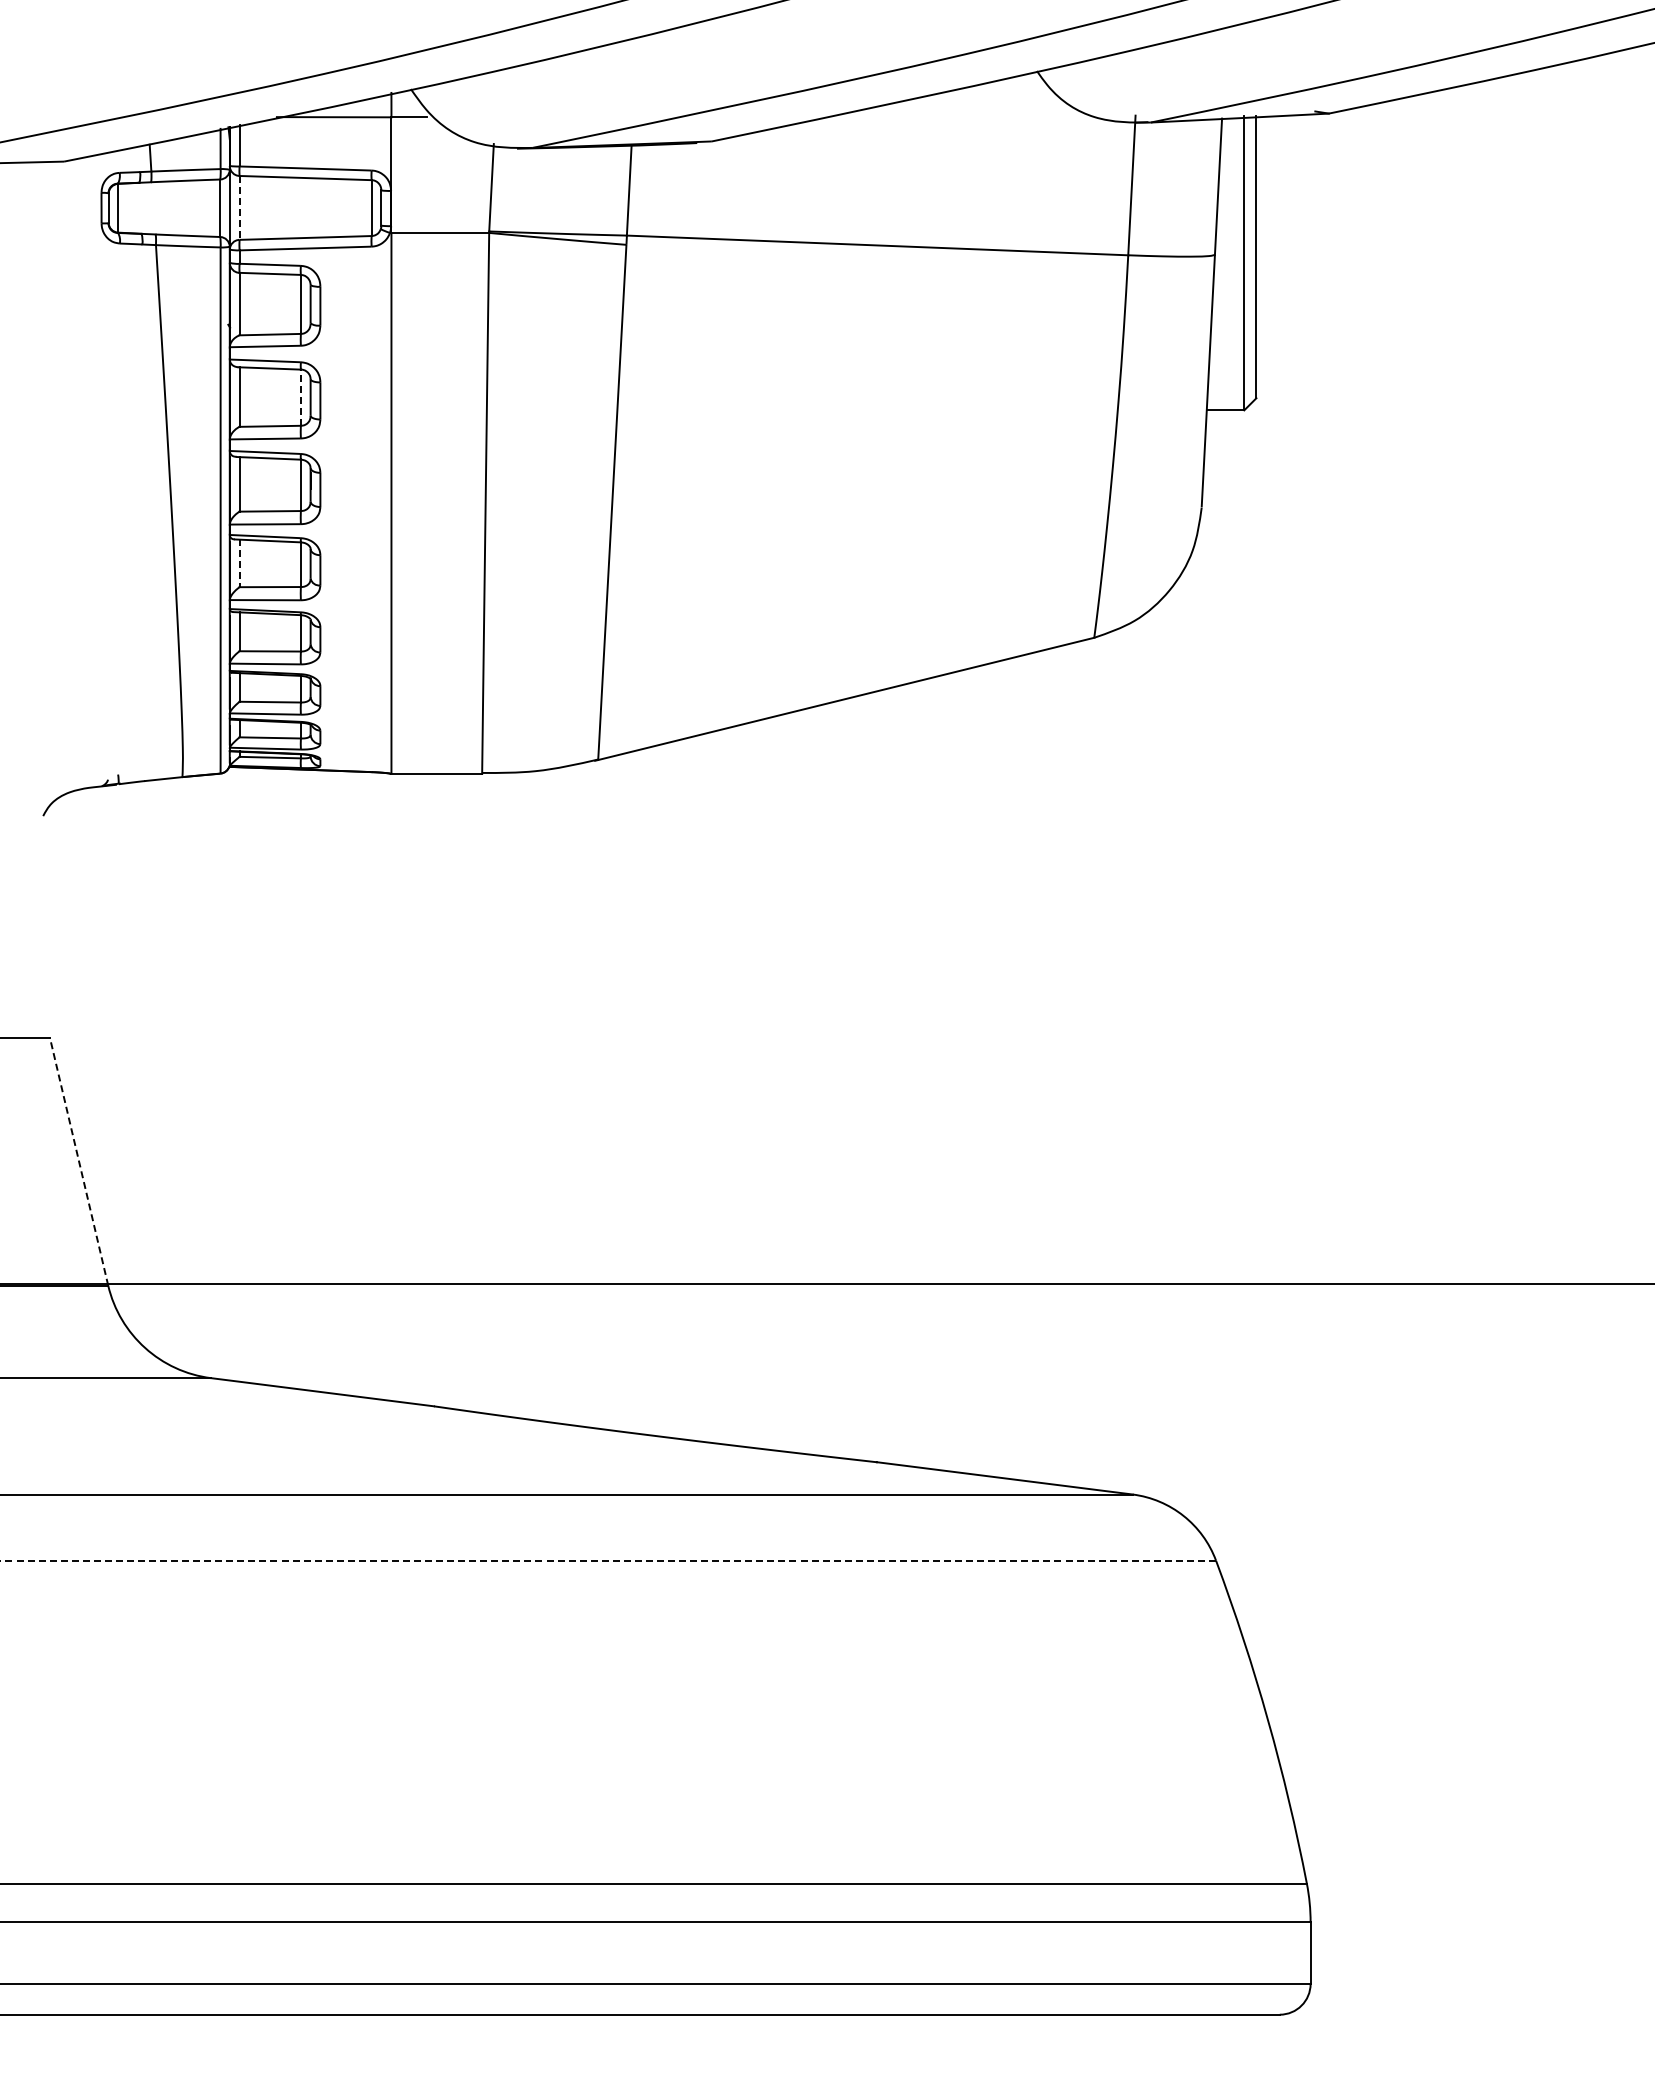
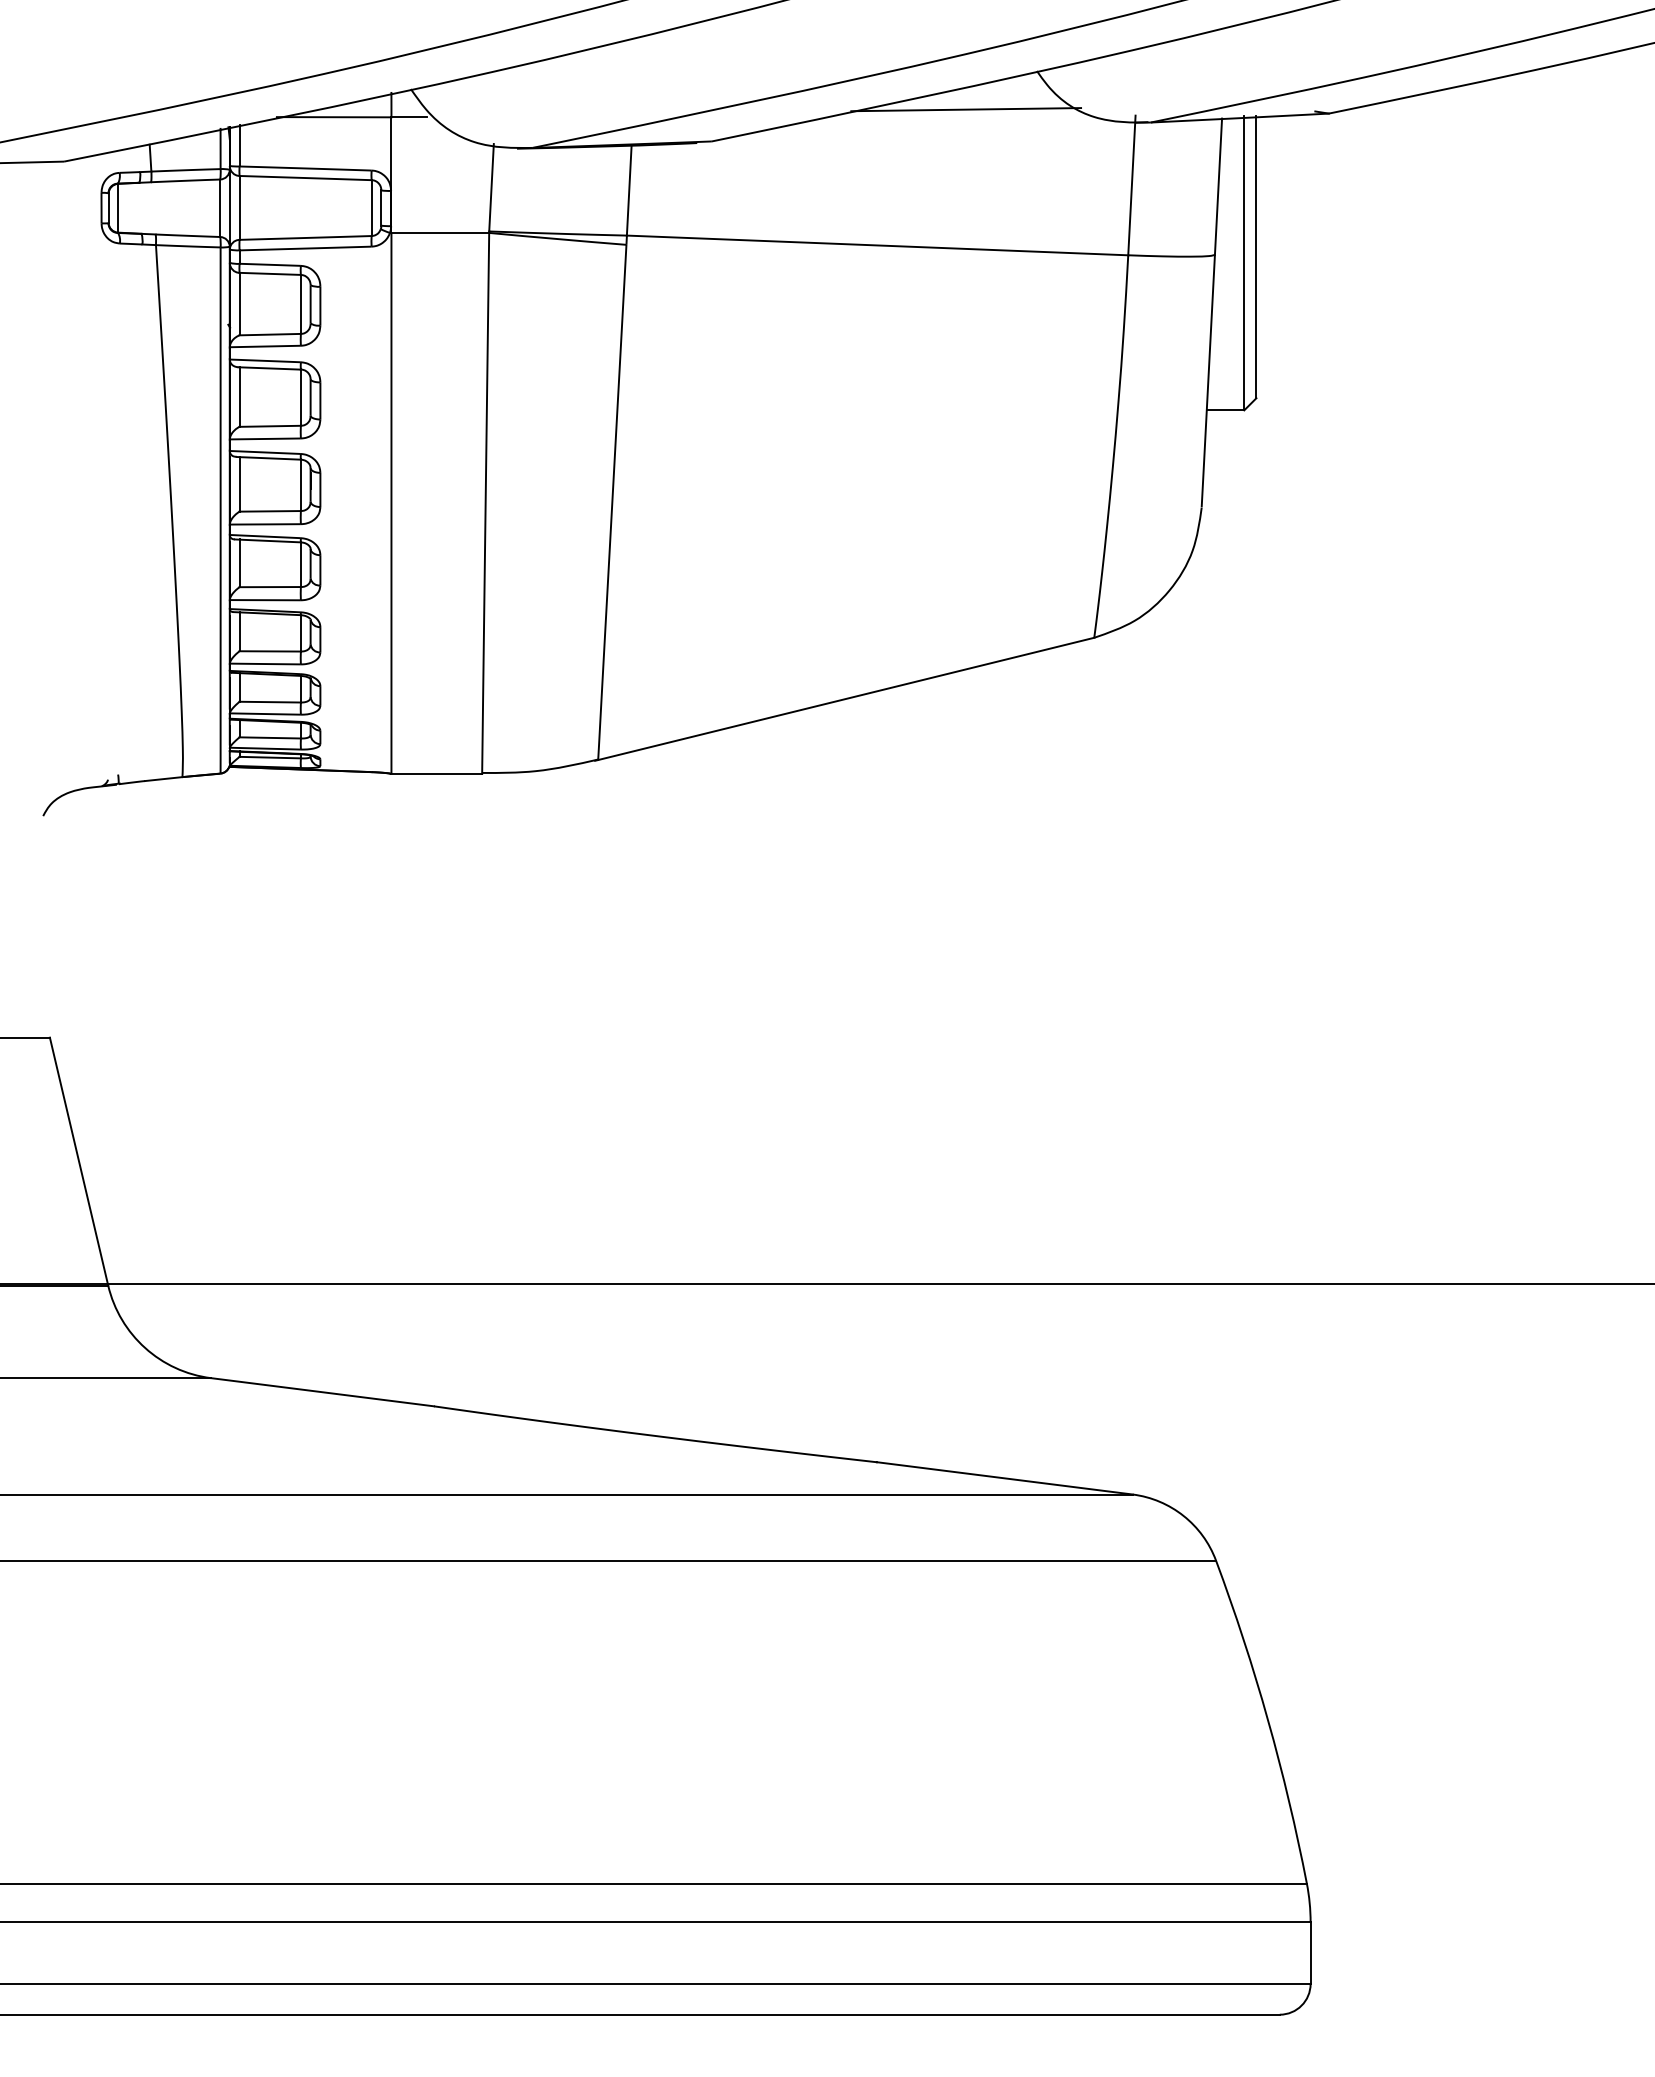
line: none -> present (966, 109)
line: dashed -> solid (239, 207)
line: dashed -> solid (300, 397)
line: dashed -> solid (239, 563)
line: dashed -> solid (78, 1161)
line: dashed -> solid (608, 1560)
